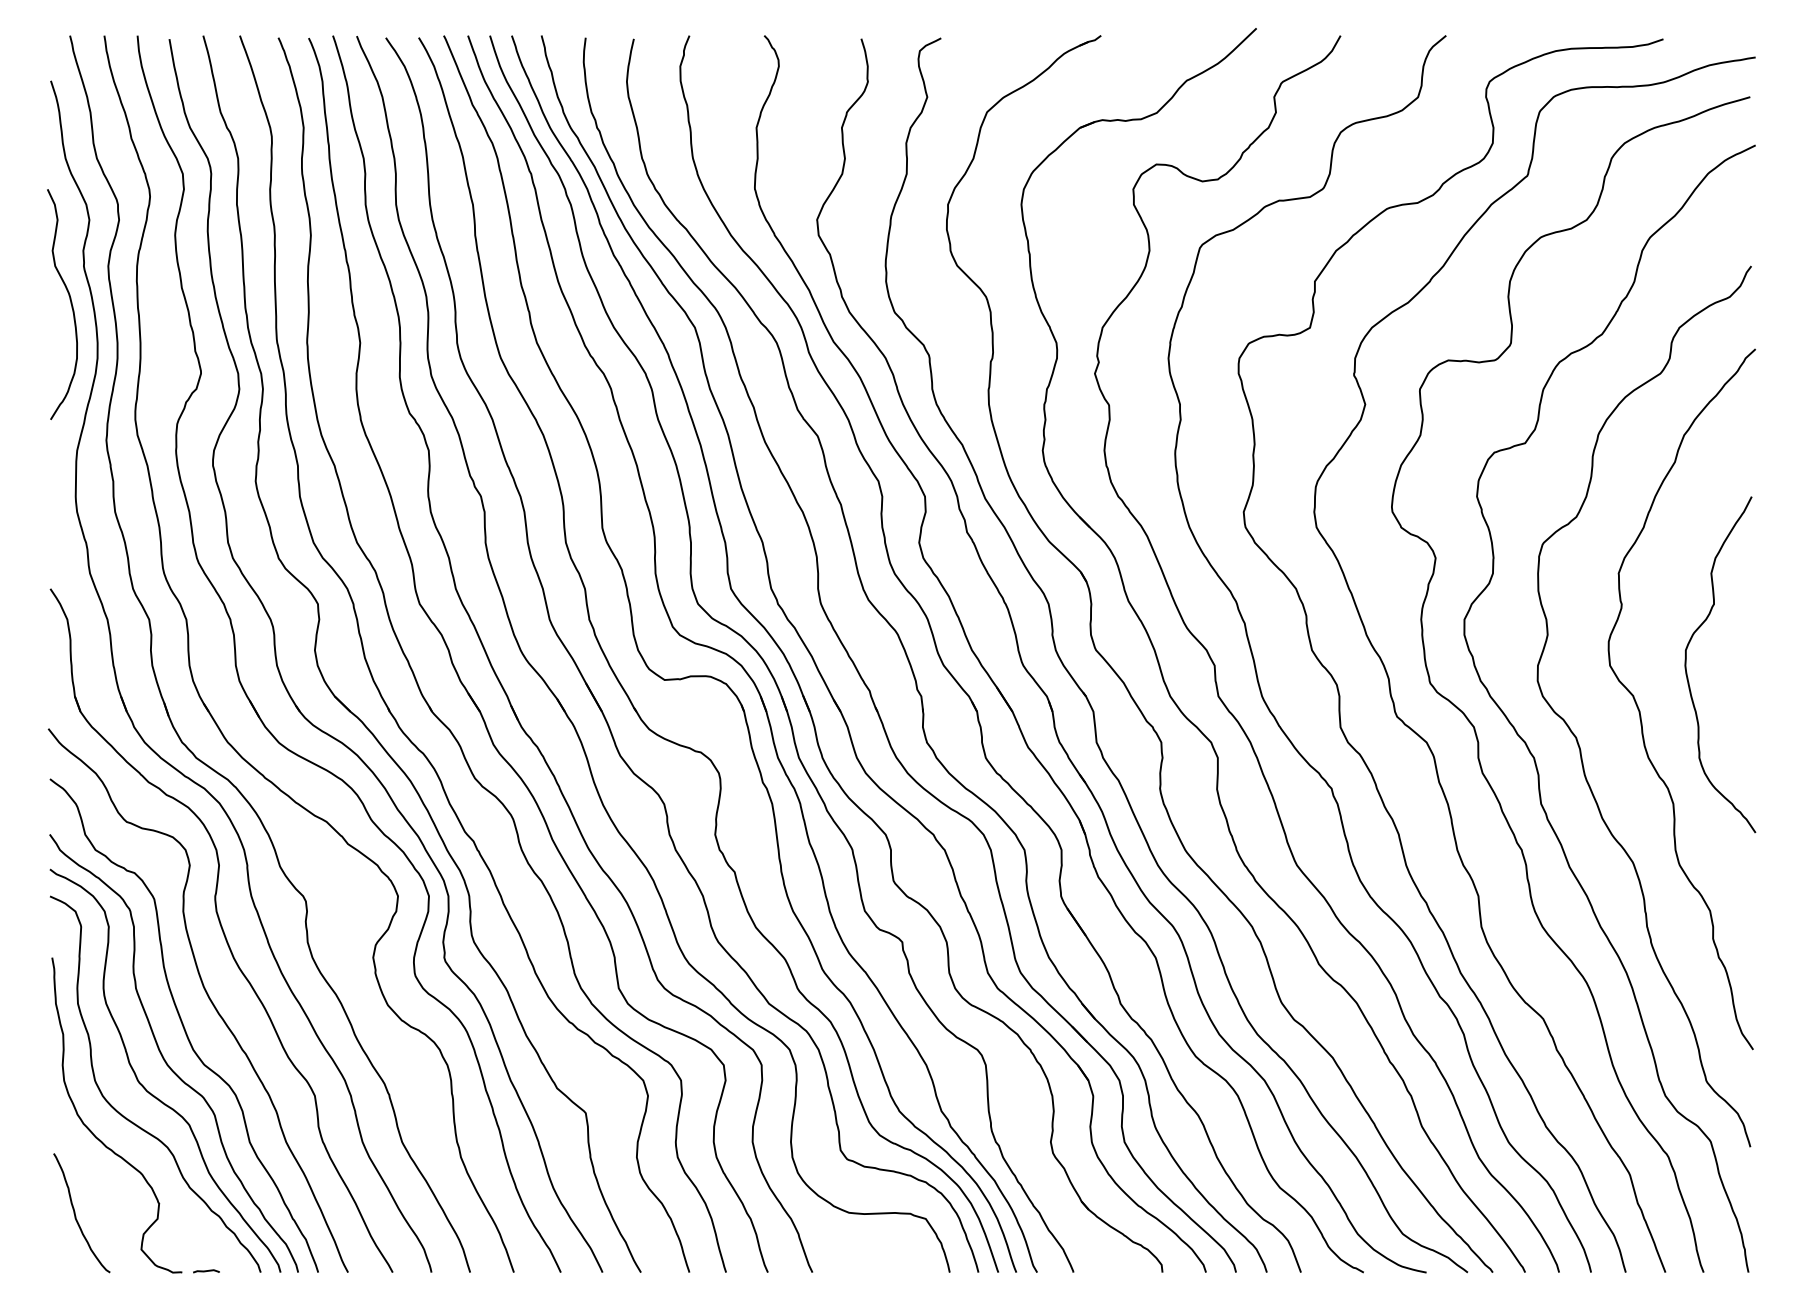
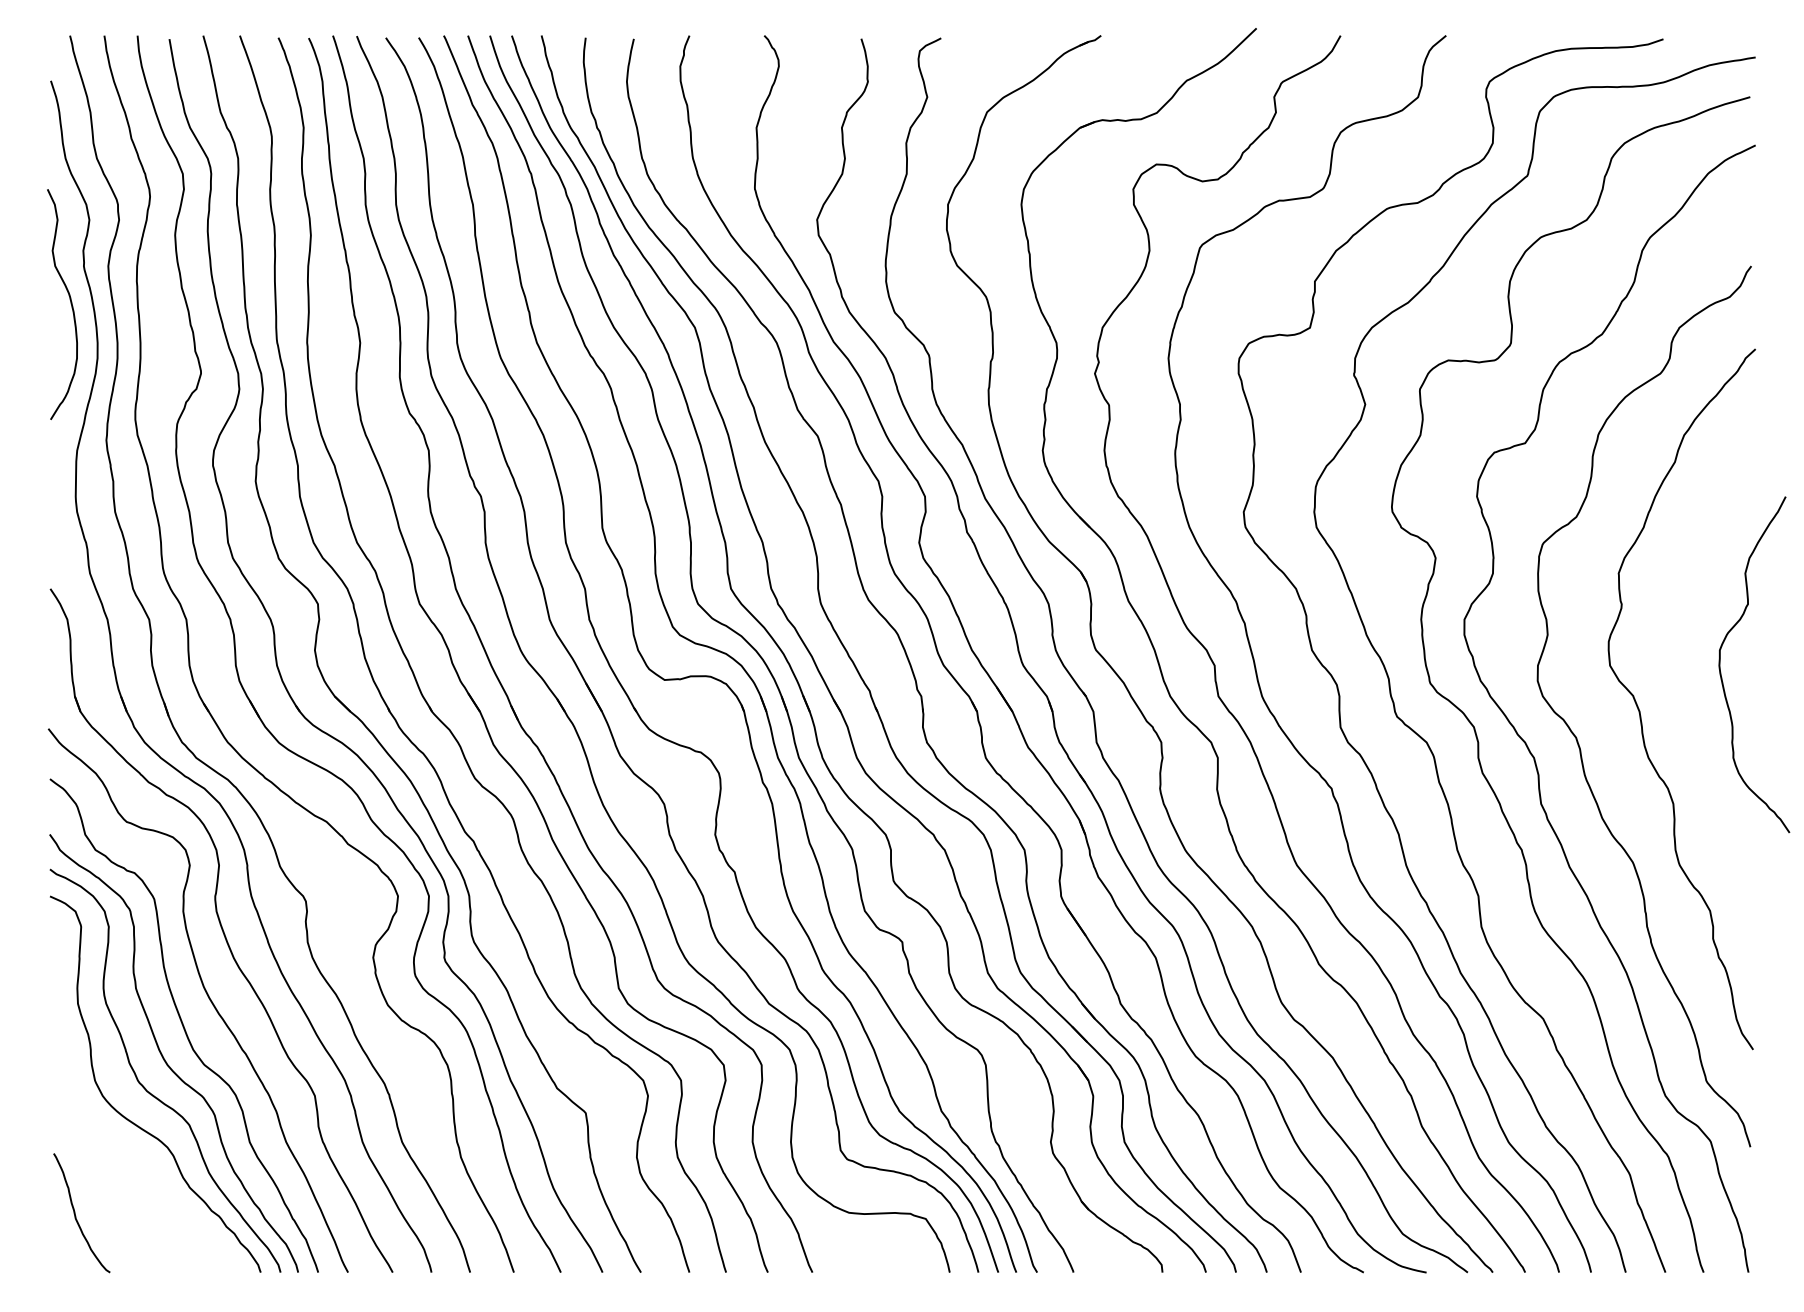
curve position: (1687, 672) -> (1721, 672) (1721, 672)
curve: present -> none (92, 1131)
line: present -> none (206, 1271)
